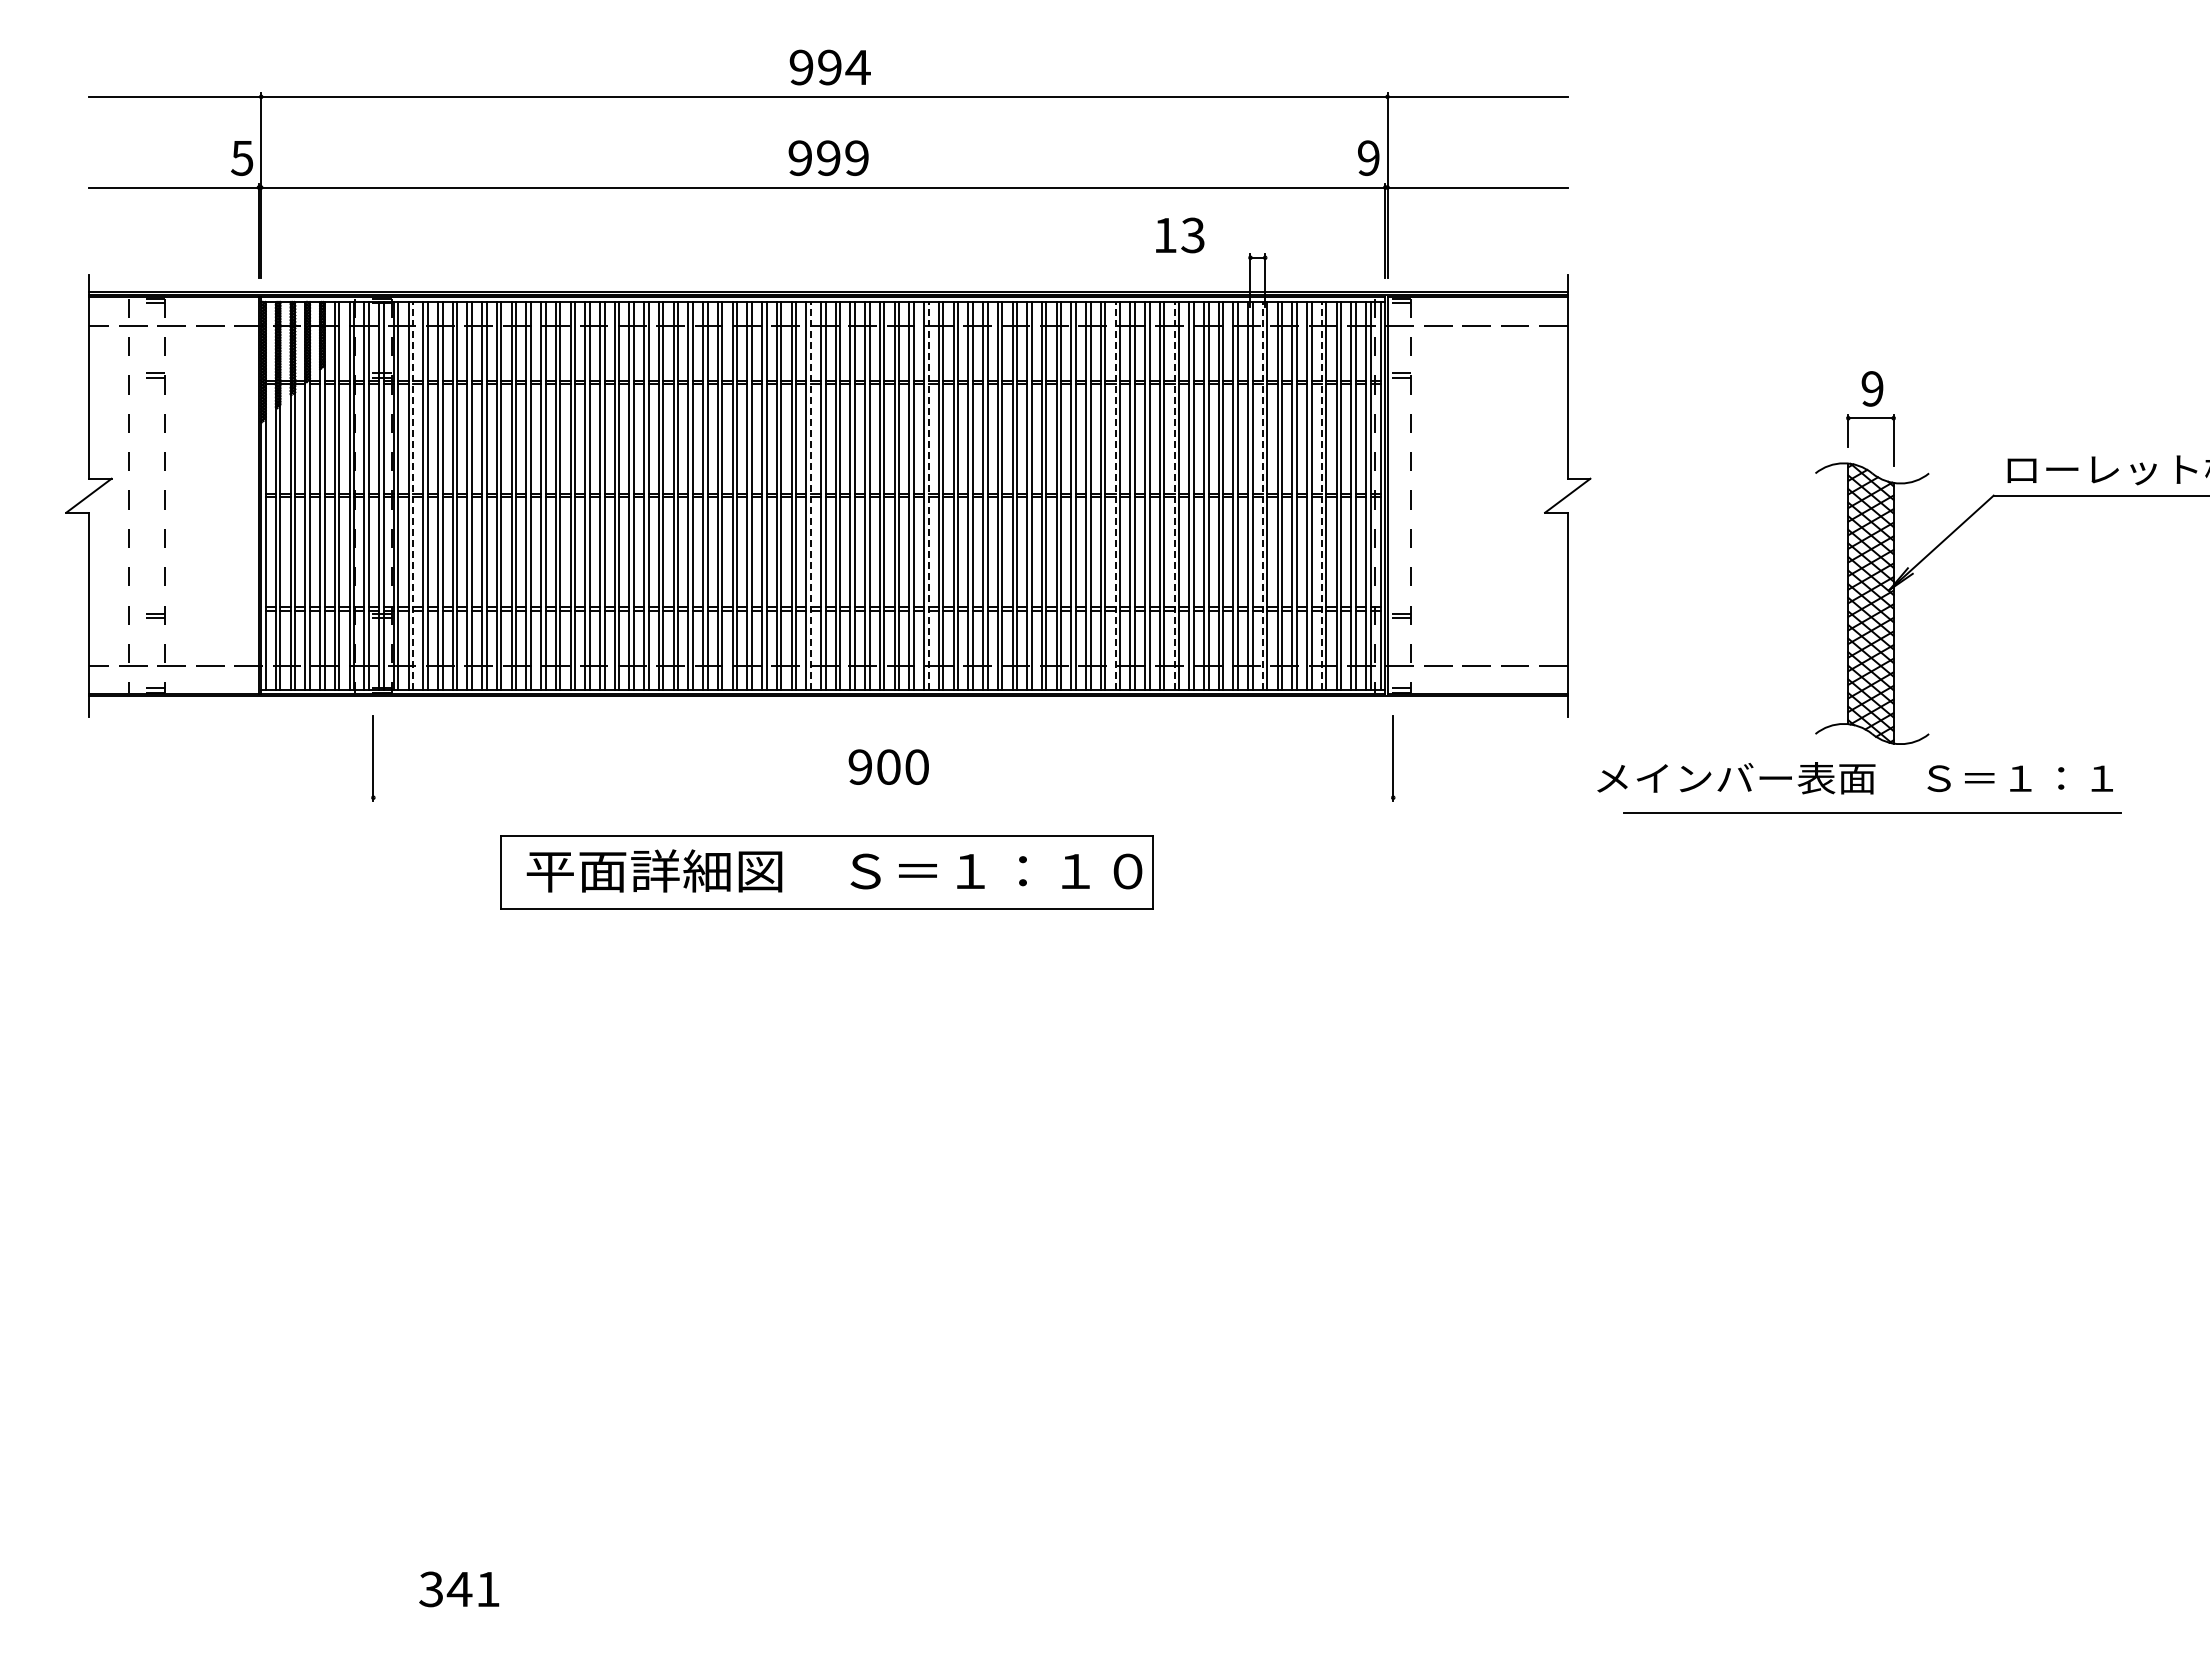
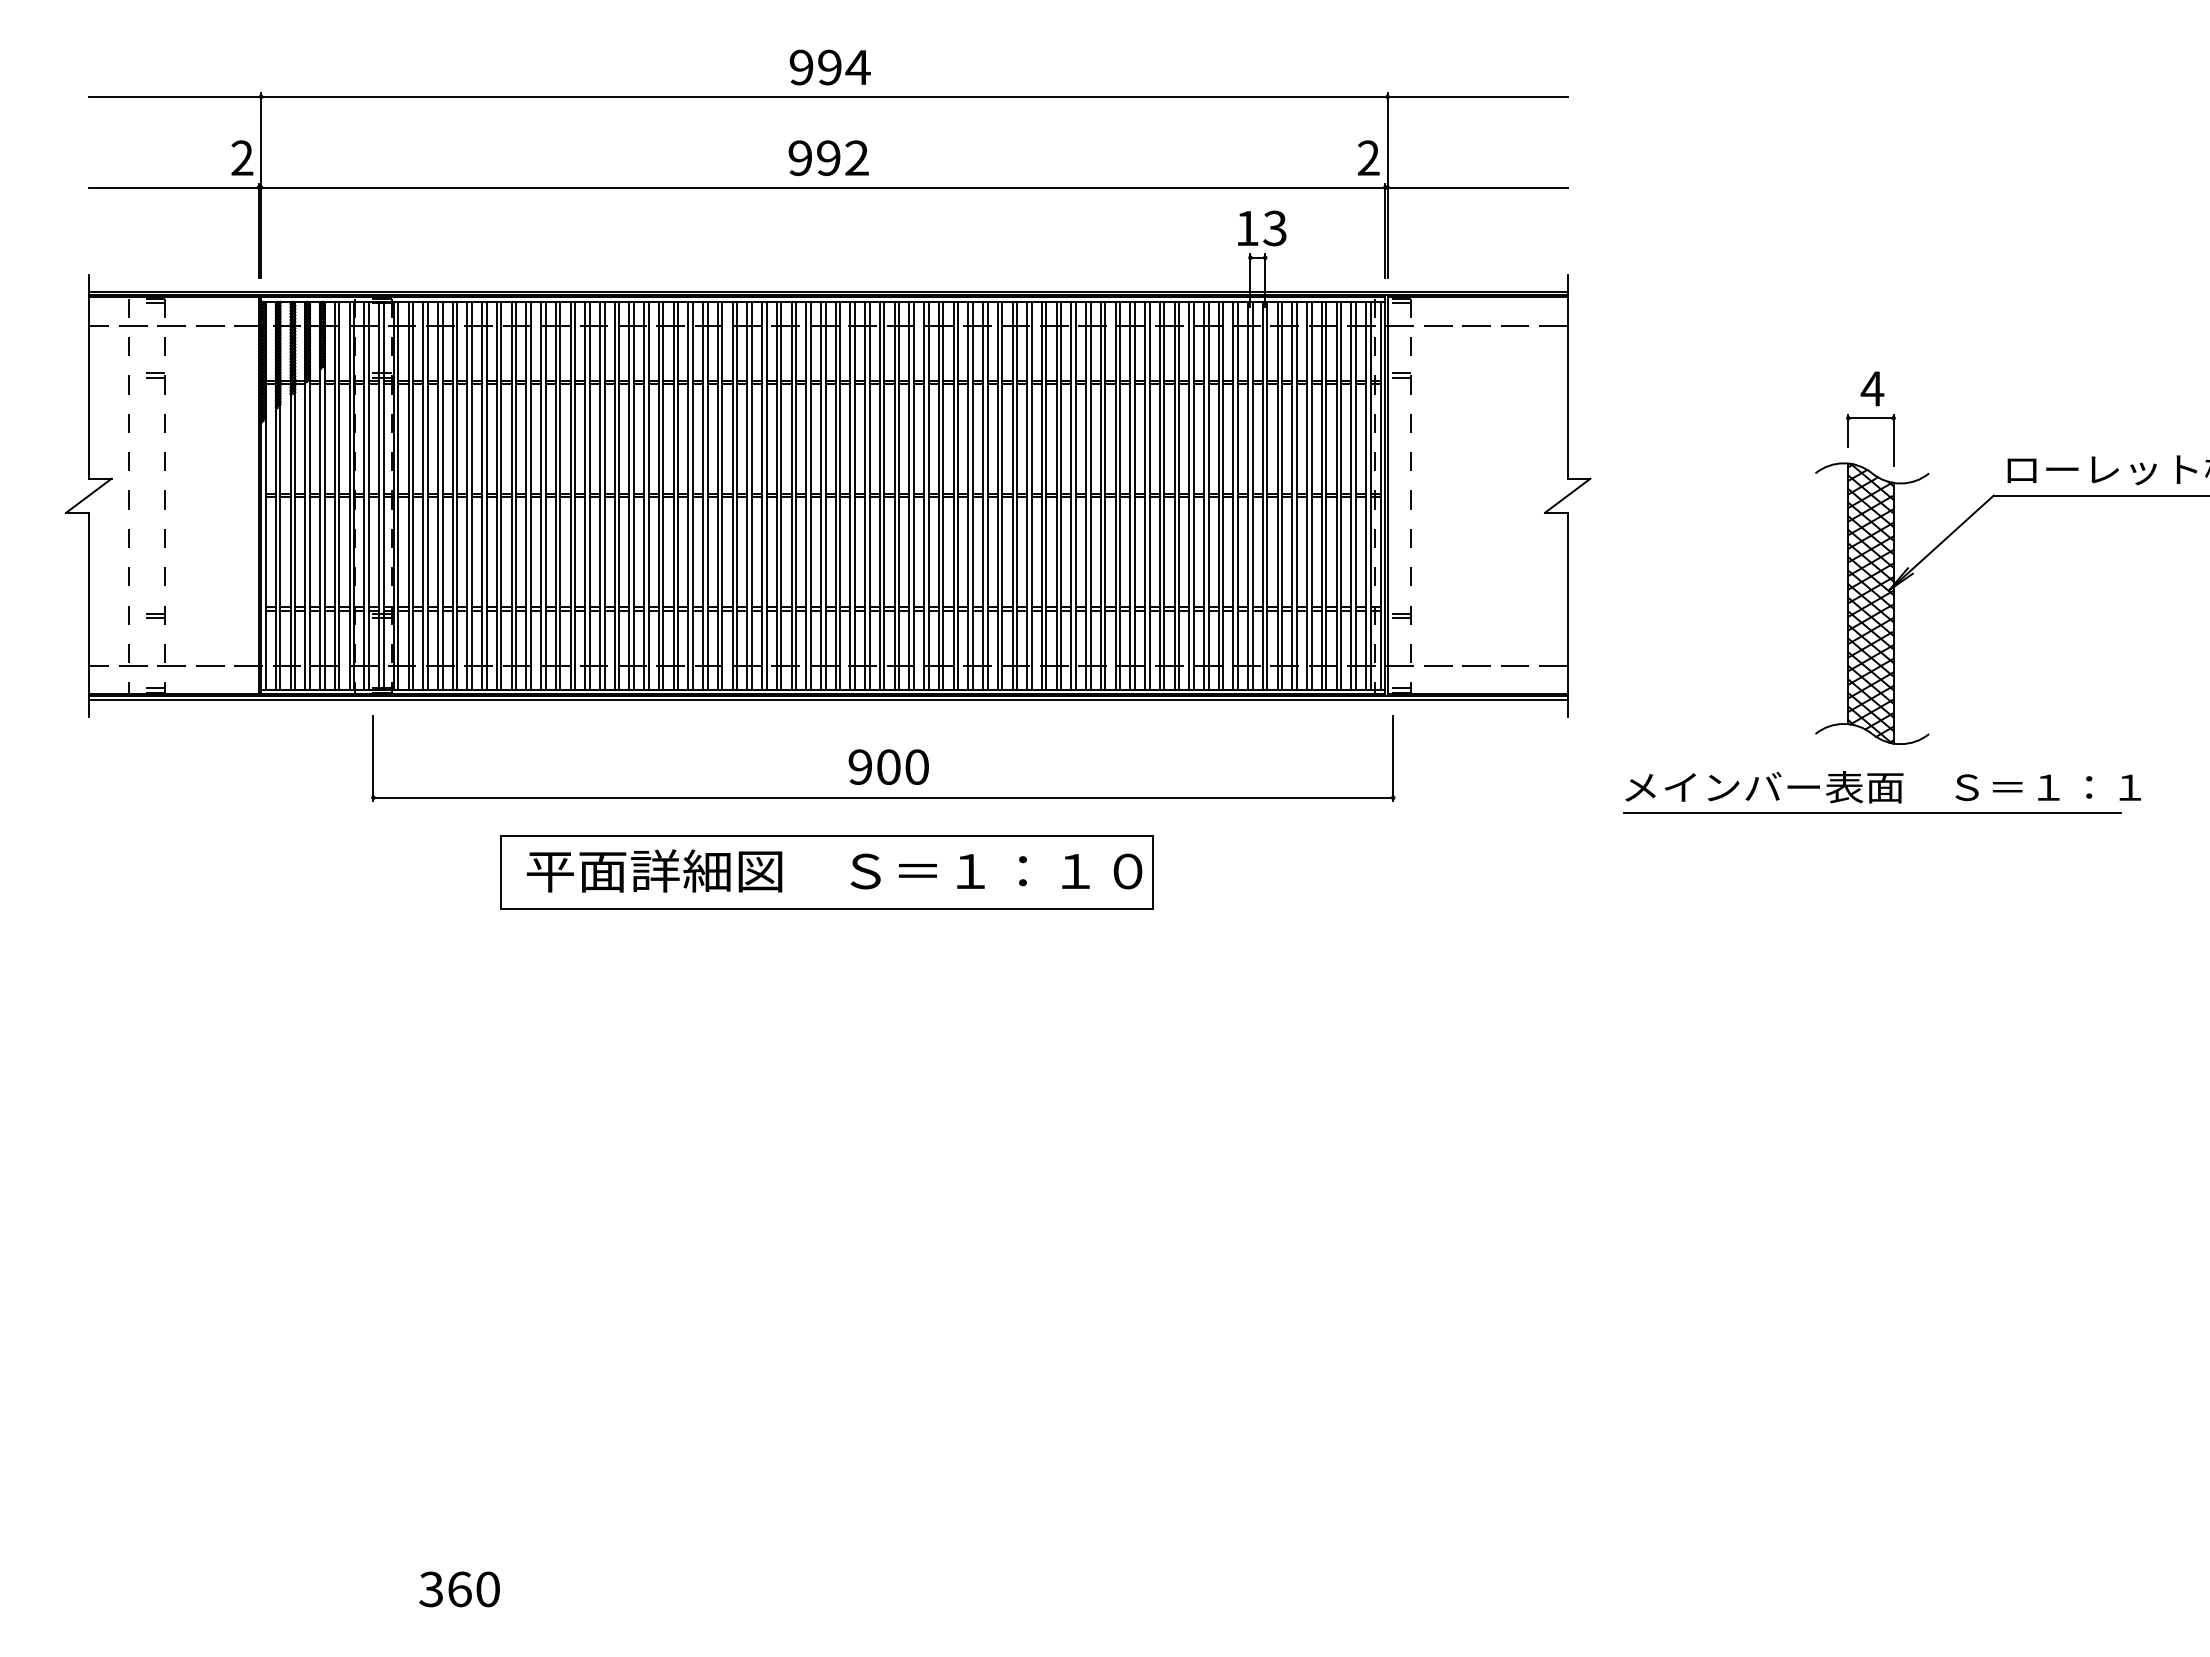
text: 5 -> 2 (242, 158)
text: 999 -> 992 (856, 158)
text: 9 -> 2 (1368, 158)
text position: (1180, 235) -> (1262, 228) (1262, 228)
text: 9 -> 4 (1872, 388)
line: dashed -> solid (413, 495)
line: dashed -> solid (810, 495)
line: dashed -> solid (928, 495)
line: dashed -> solid (1115, 495)
line: dashed -> solid (1174, 495)
line: dashed -> solid (1262, 495)
line: dashed -> solid (1321, 495)
line: none -> present (827, 699)
text position: (1854, 778) -> (1882, 787) (1882, 787)
line: none -> present (883, 797)
text: 341 -> 360 (472, 1589)
